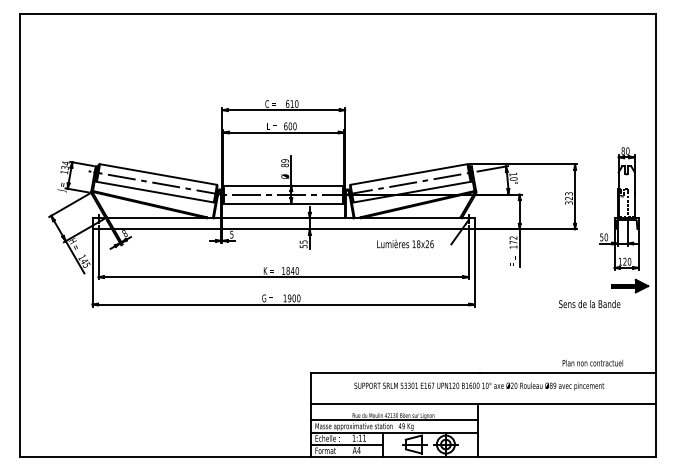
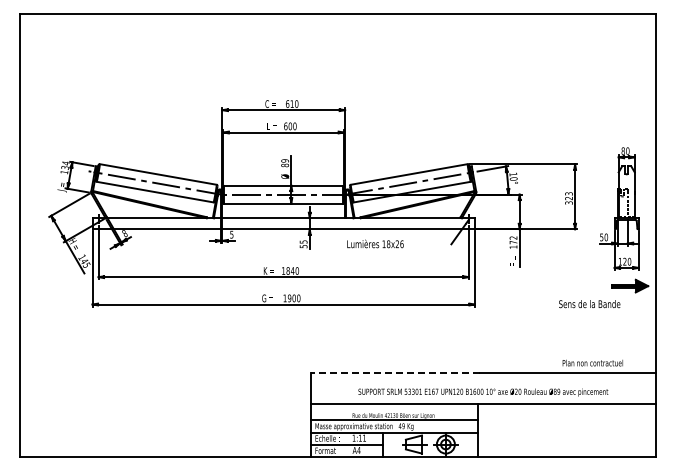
text position: (405, 243) -> (375, 243) (375, 243)
line: solid -> dashed (394, 372)
text position: (479, 386) -> (483, 392) (483, 392)
